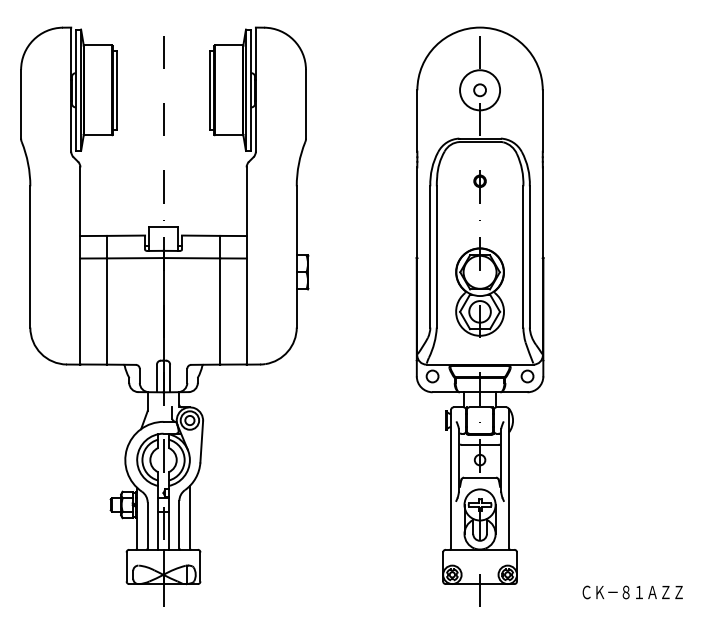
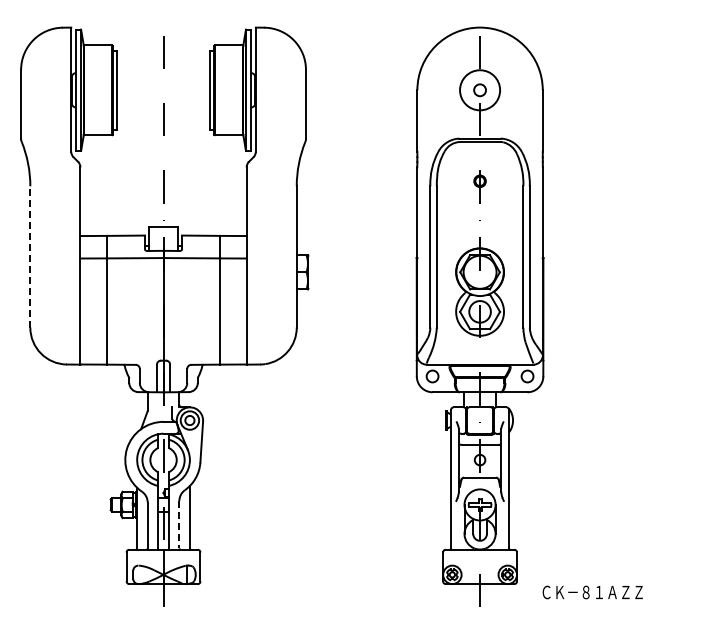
line: solid -> dashed (30, 256)
line: solid -> dashed (179, 524)
text position: (632, 592) -> (592, 592) (592, 592)
